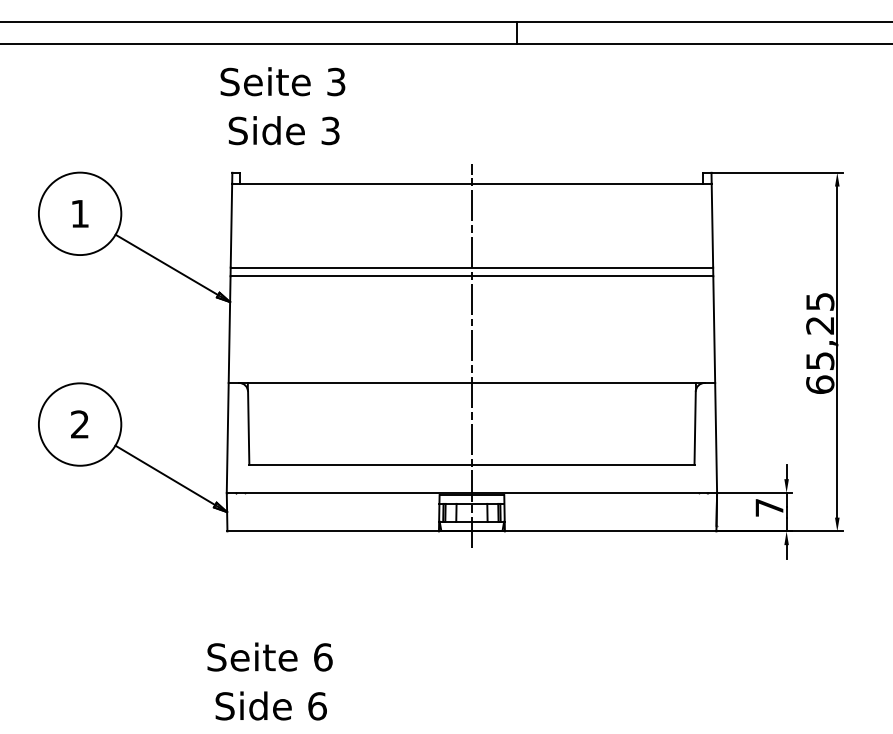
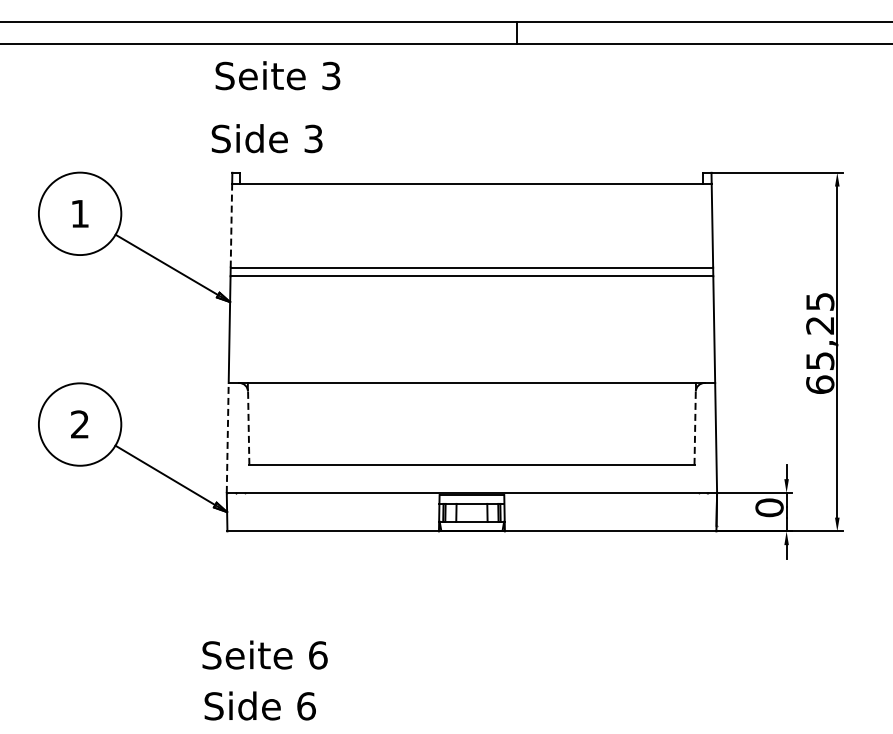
text position: (282, 81) -> (277, 75) (277, 75)
text position: (283, 130) -> (266, 138) (266, 138)
line: solid -> dashed (231, 225)
line: present -> none (471, 356)
line: solid -> dashed (248, 428)
line: solid -> dashed (695, 428)
line: solid -> dashed (227, 437)
text: 7 -> 0 (769, 507)
text position: (269, 656) -> (264, 654) (264, 654)
text position: (270, 705) -> (259, 705) (259, 705)
